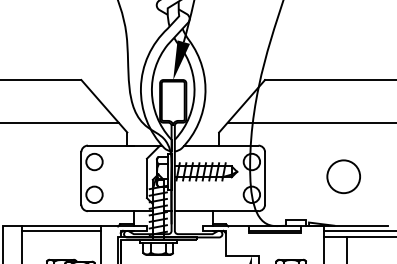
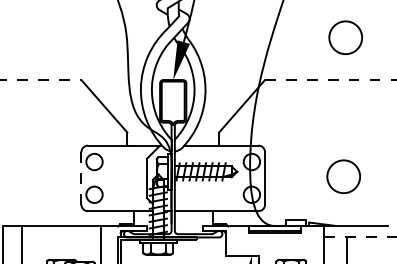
circle: none -> present (345, 37)
line: solid -> dashed (41, 80)
line: solid -> dashed (331, 80)
line: present -> none (60, 122)
line: present -> none (310, 122)
line: solid -> dashed (81, 177)
line: present -> none (61, 230)
line: present -> none (358, 230)
line: solid -> dashed (360, 237)
